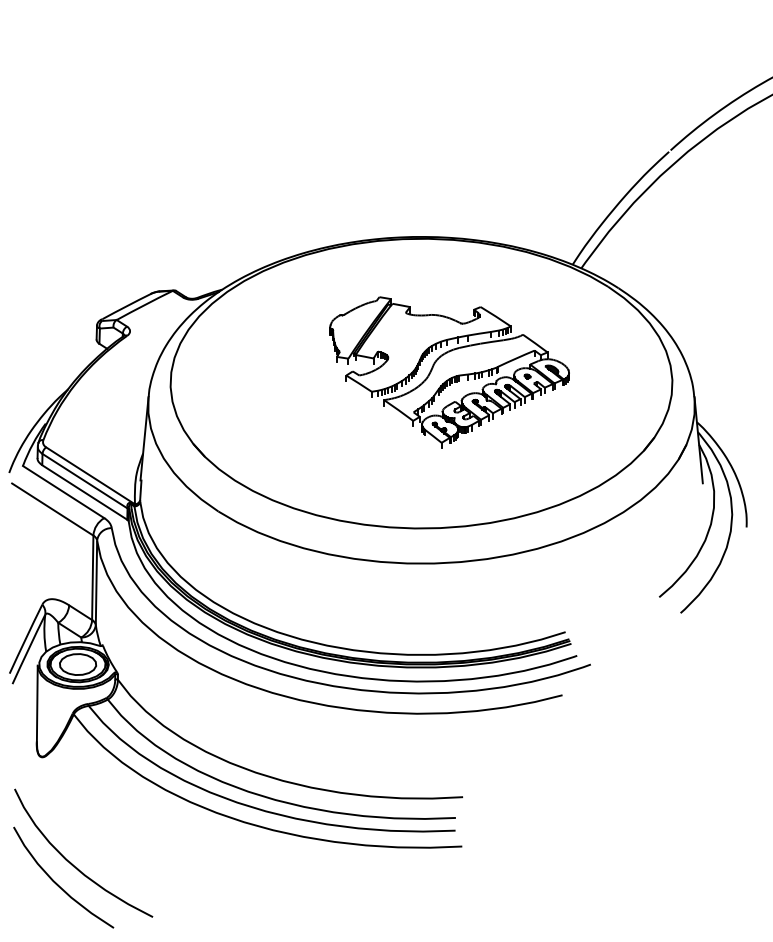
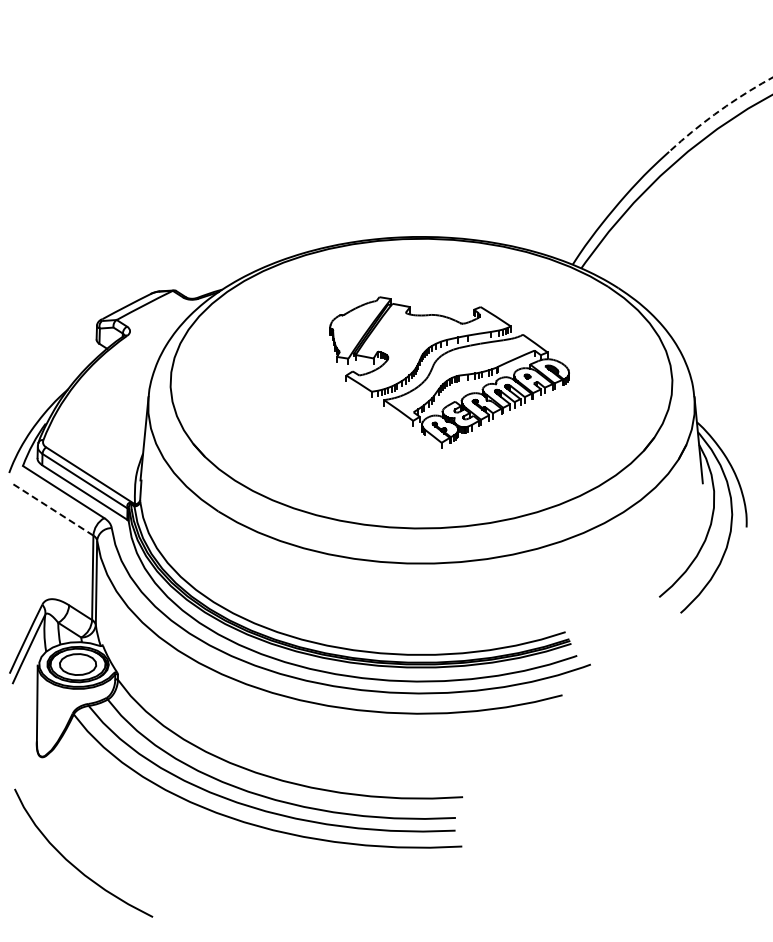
arc: solid -> dashed (719, 111)
line: solid -> dashed (52, 509)
curve: present -> none (57, 883)
